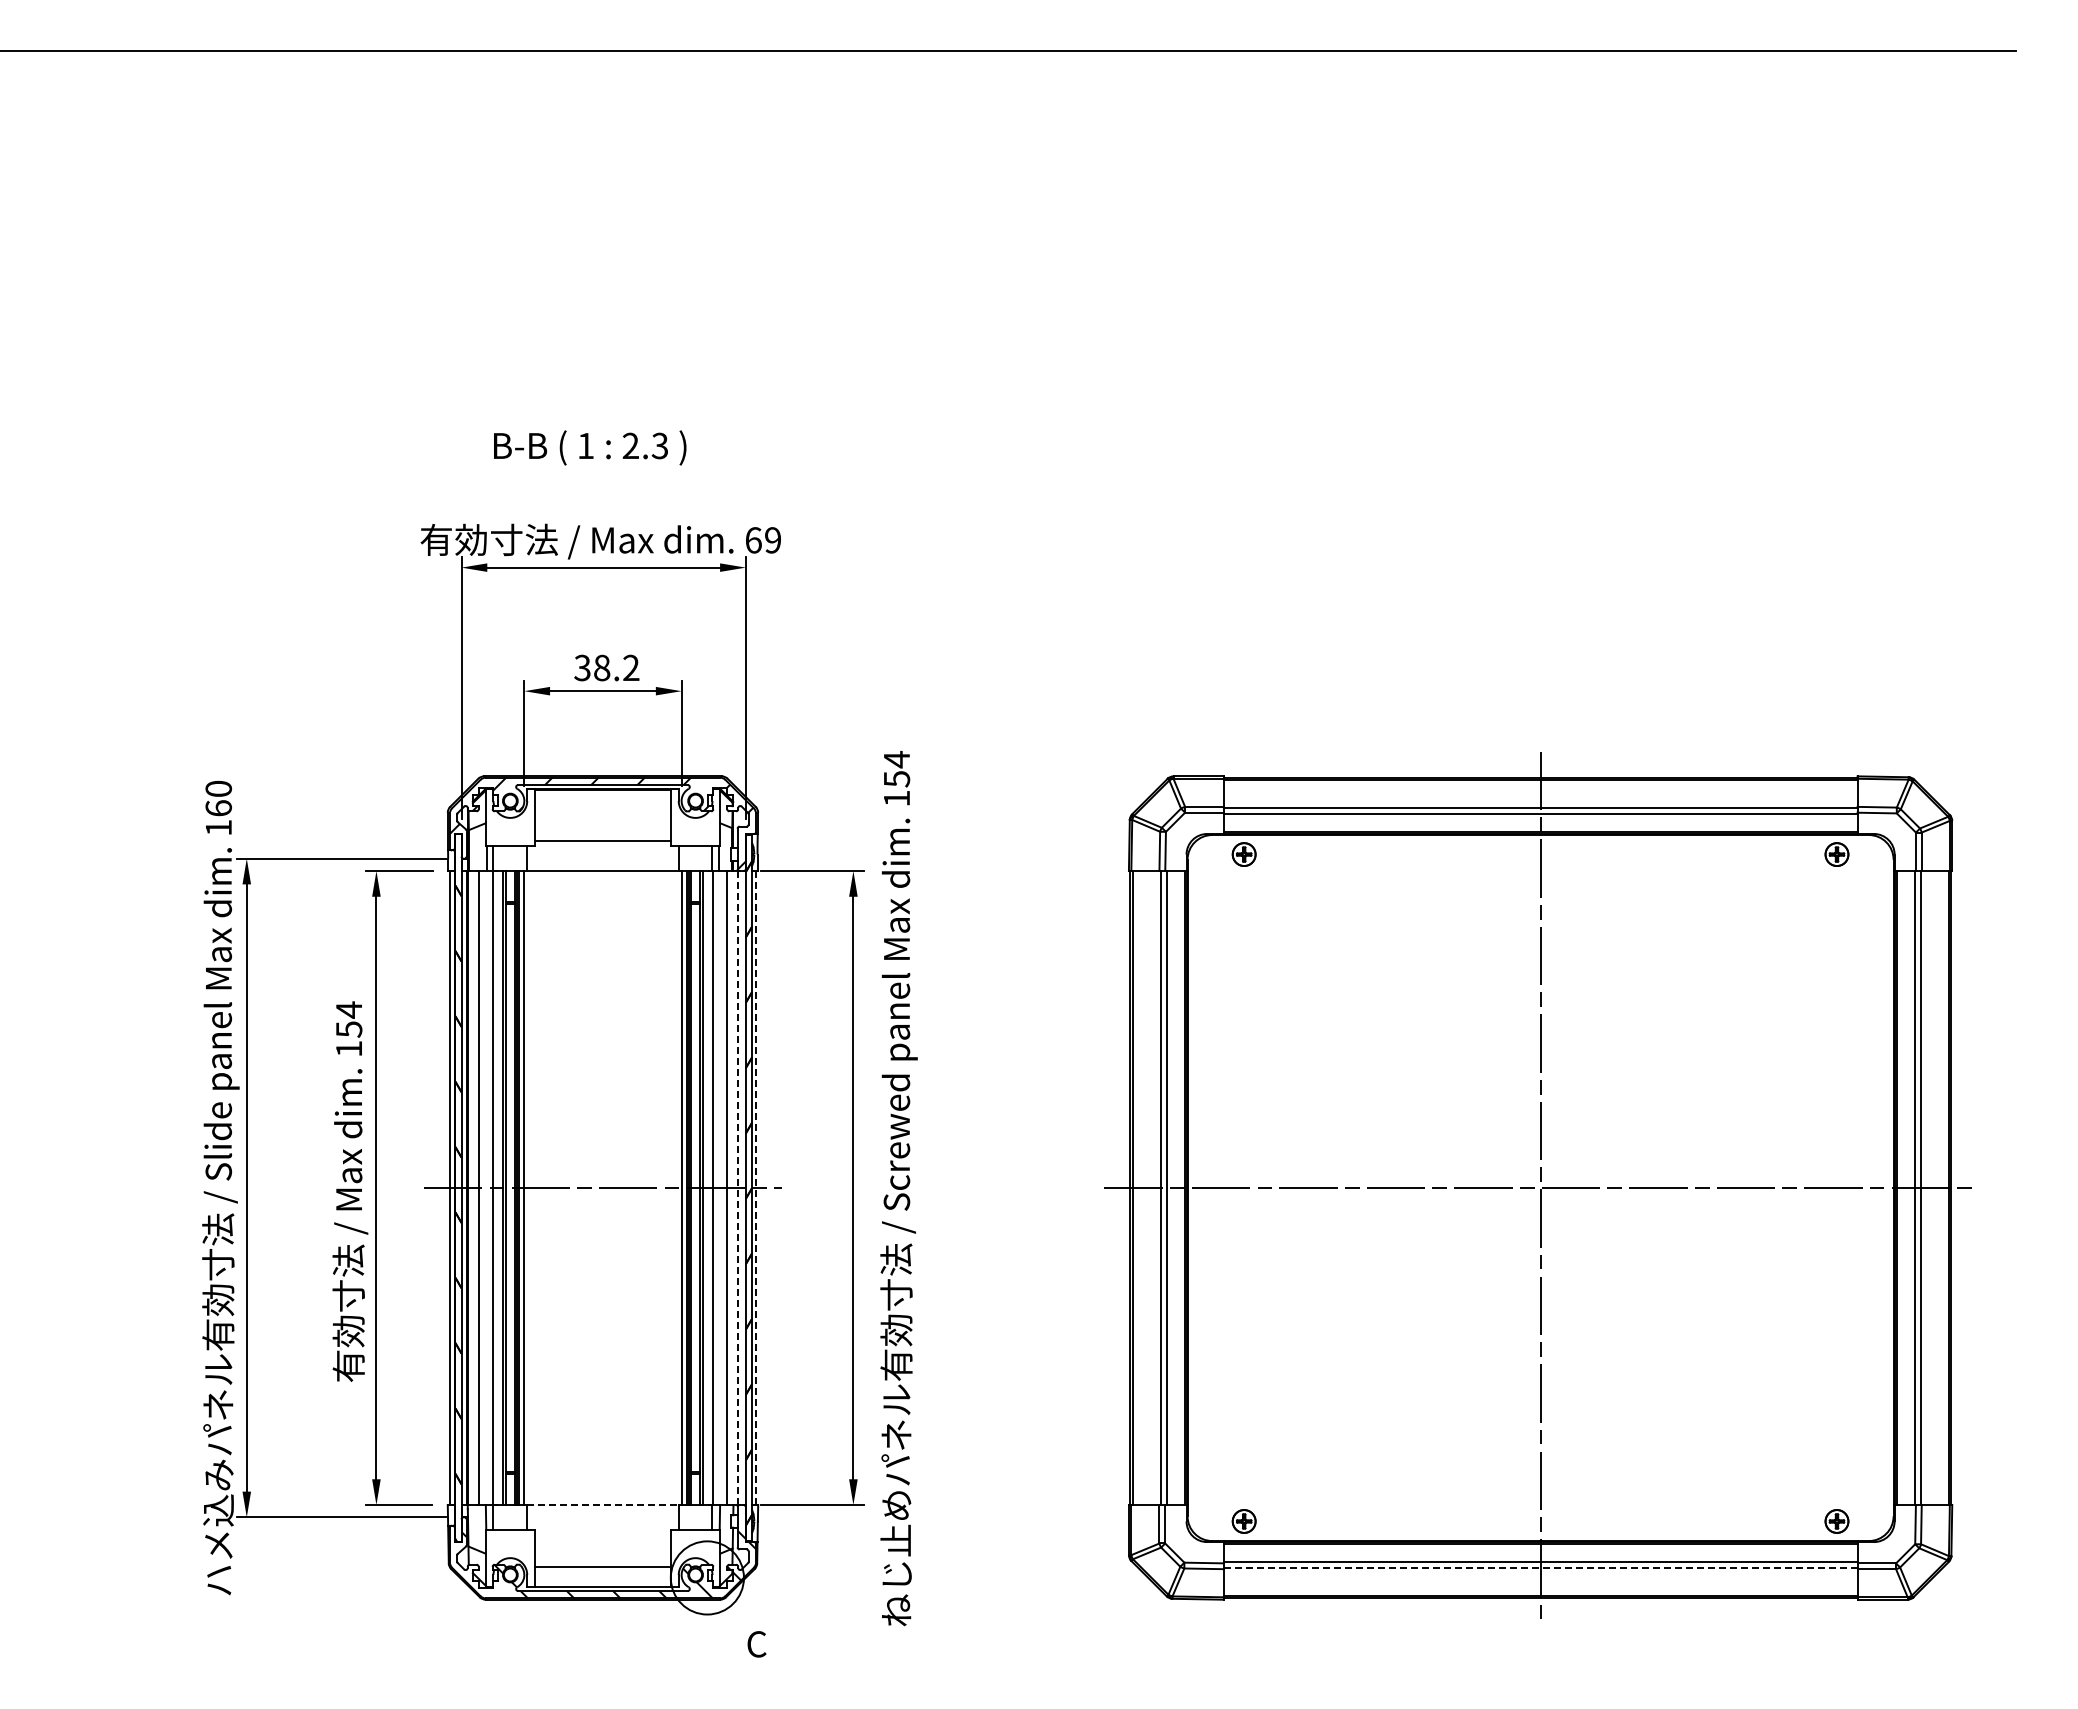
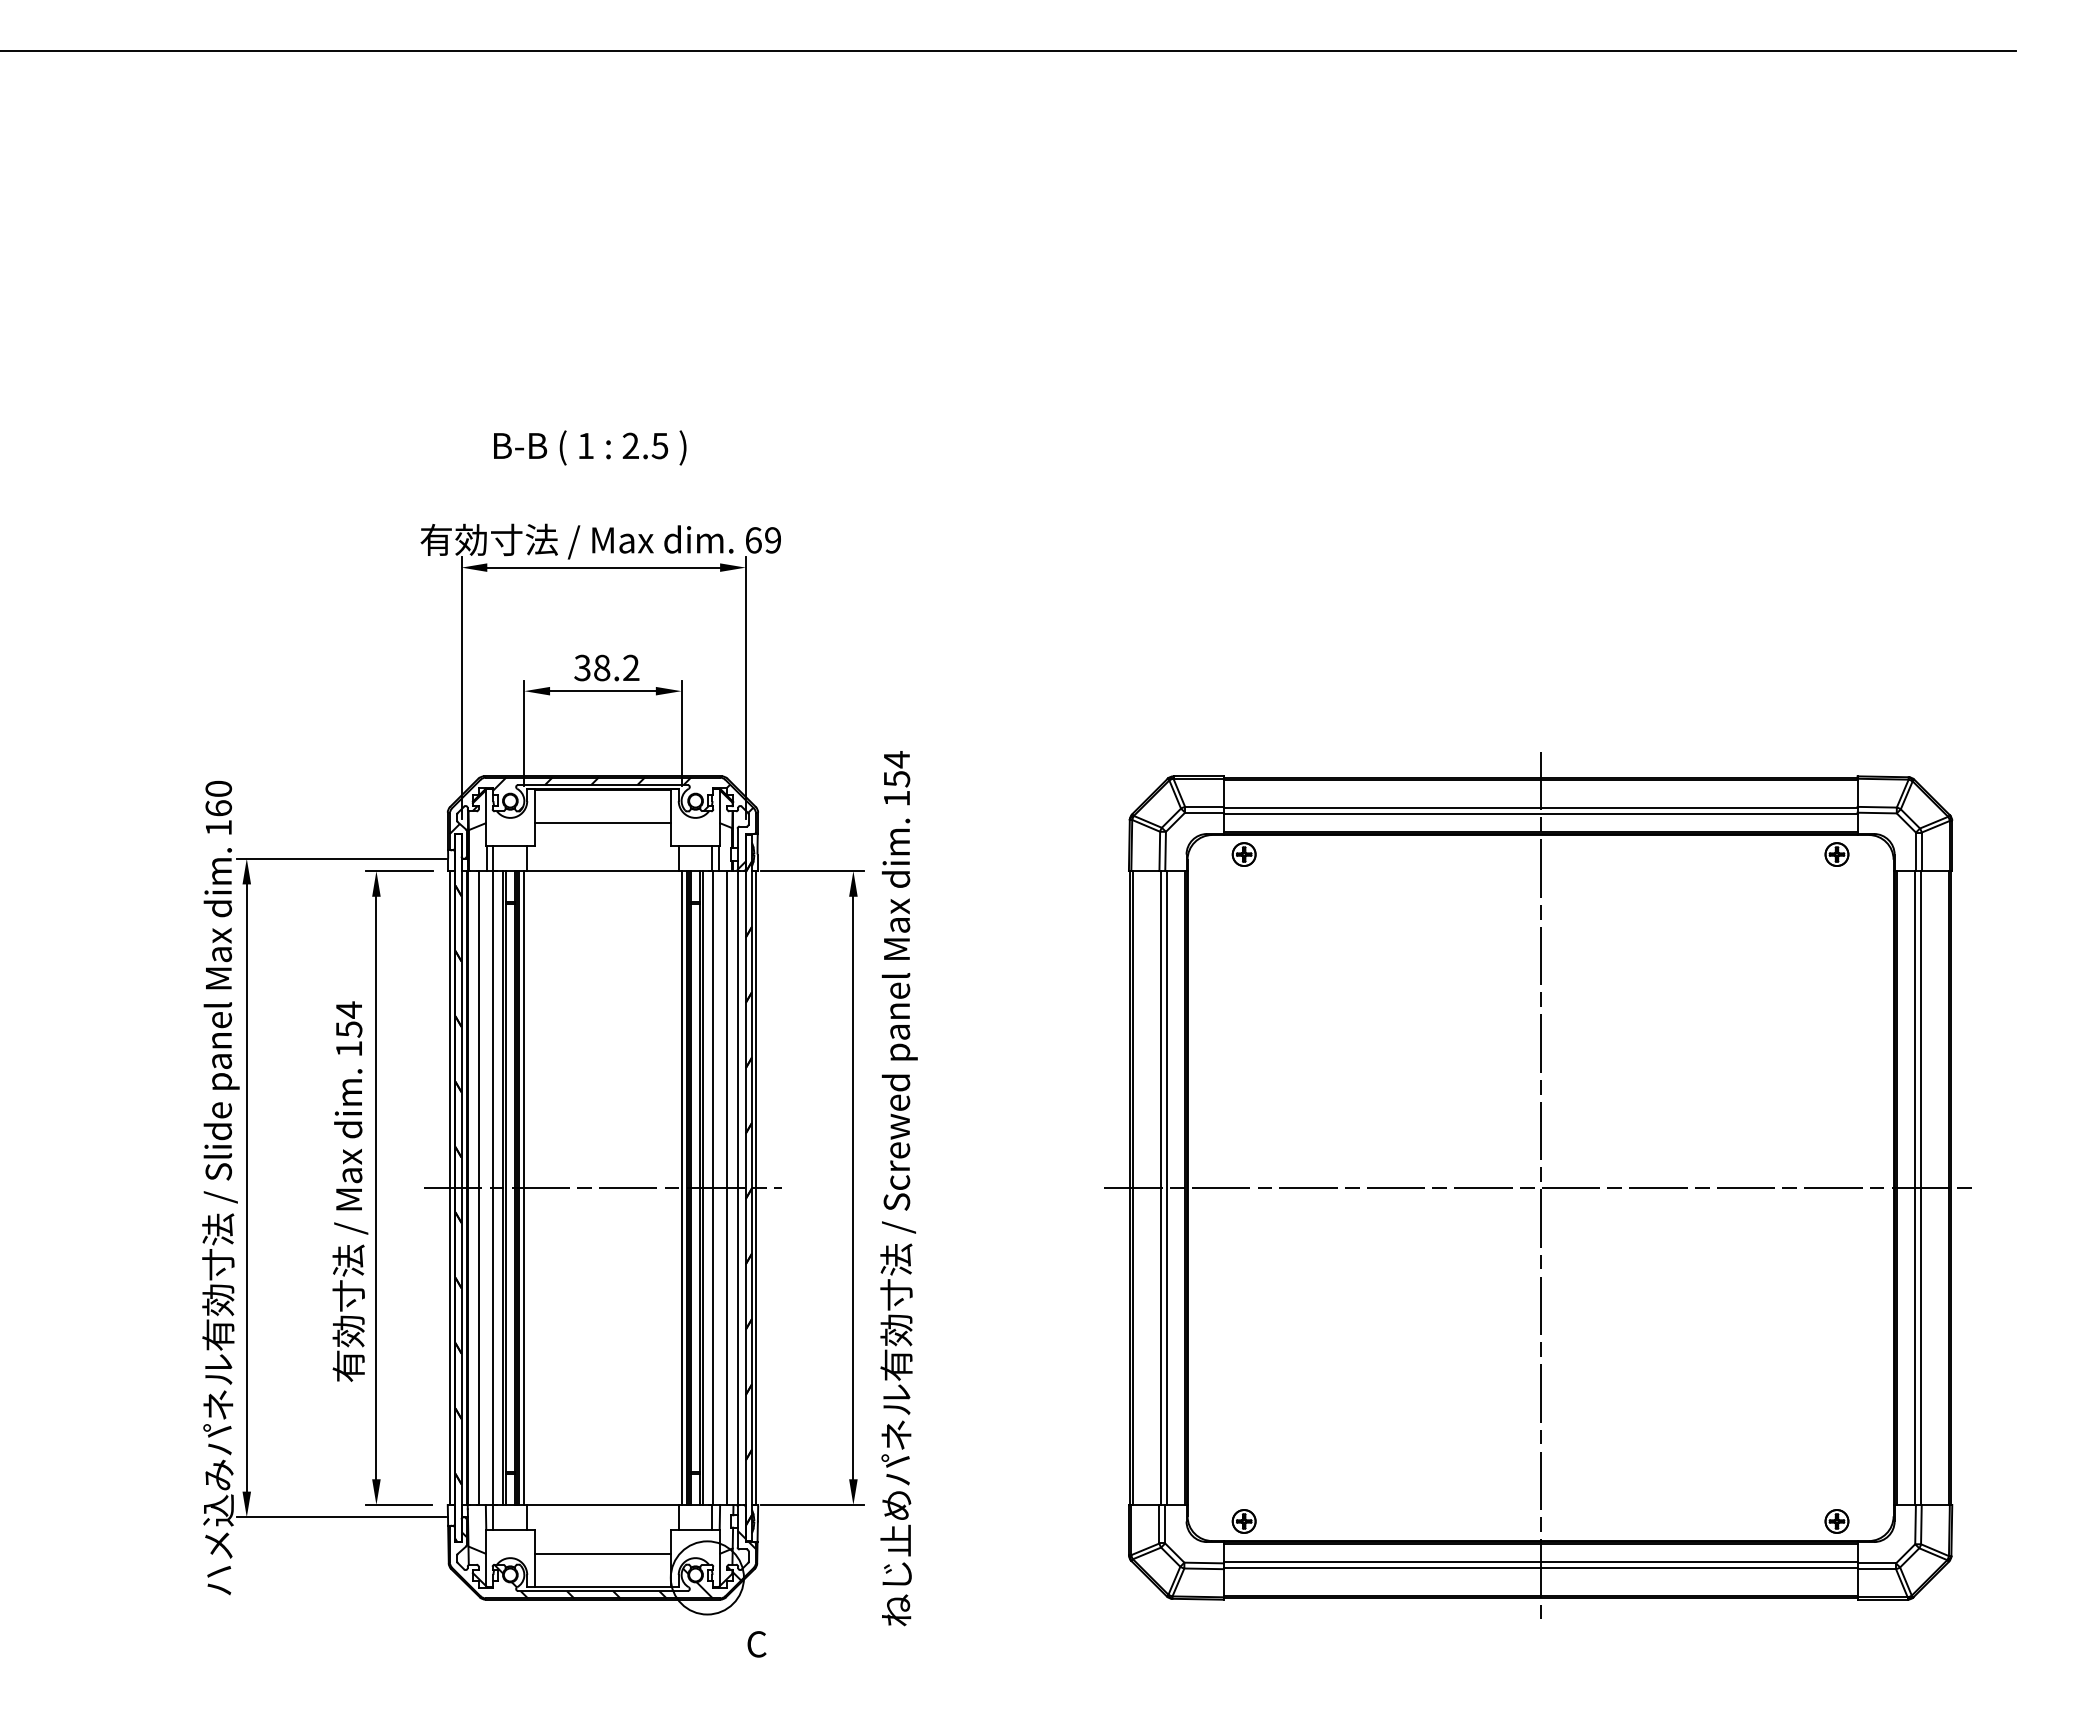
text: 2.3 -> 2.5 (660, 445)
line position: (602, 840) -> (602, 822) (602, 822)
line: dashed -> solid (737, 1188)
line: dashed -> solid (756, 1188)
line: dashed -> solid (602, 1505)
line position: (602, 1567) -> (602, 1554) (602, 1554)
line: dashed -> solid (1540, 1567)
